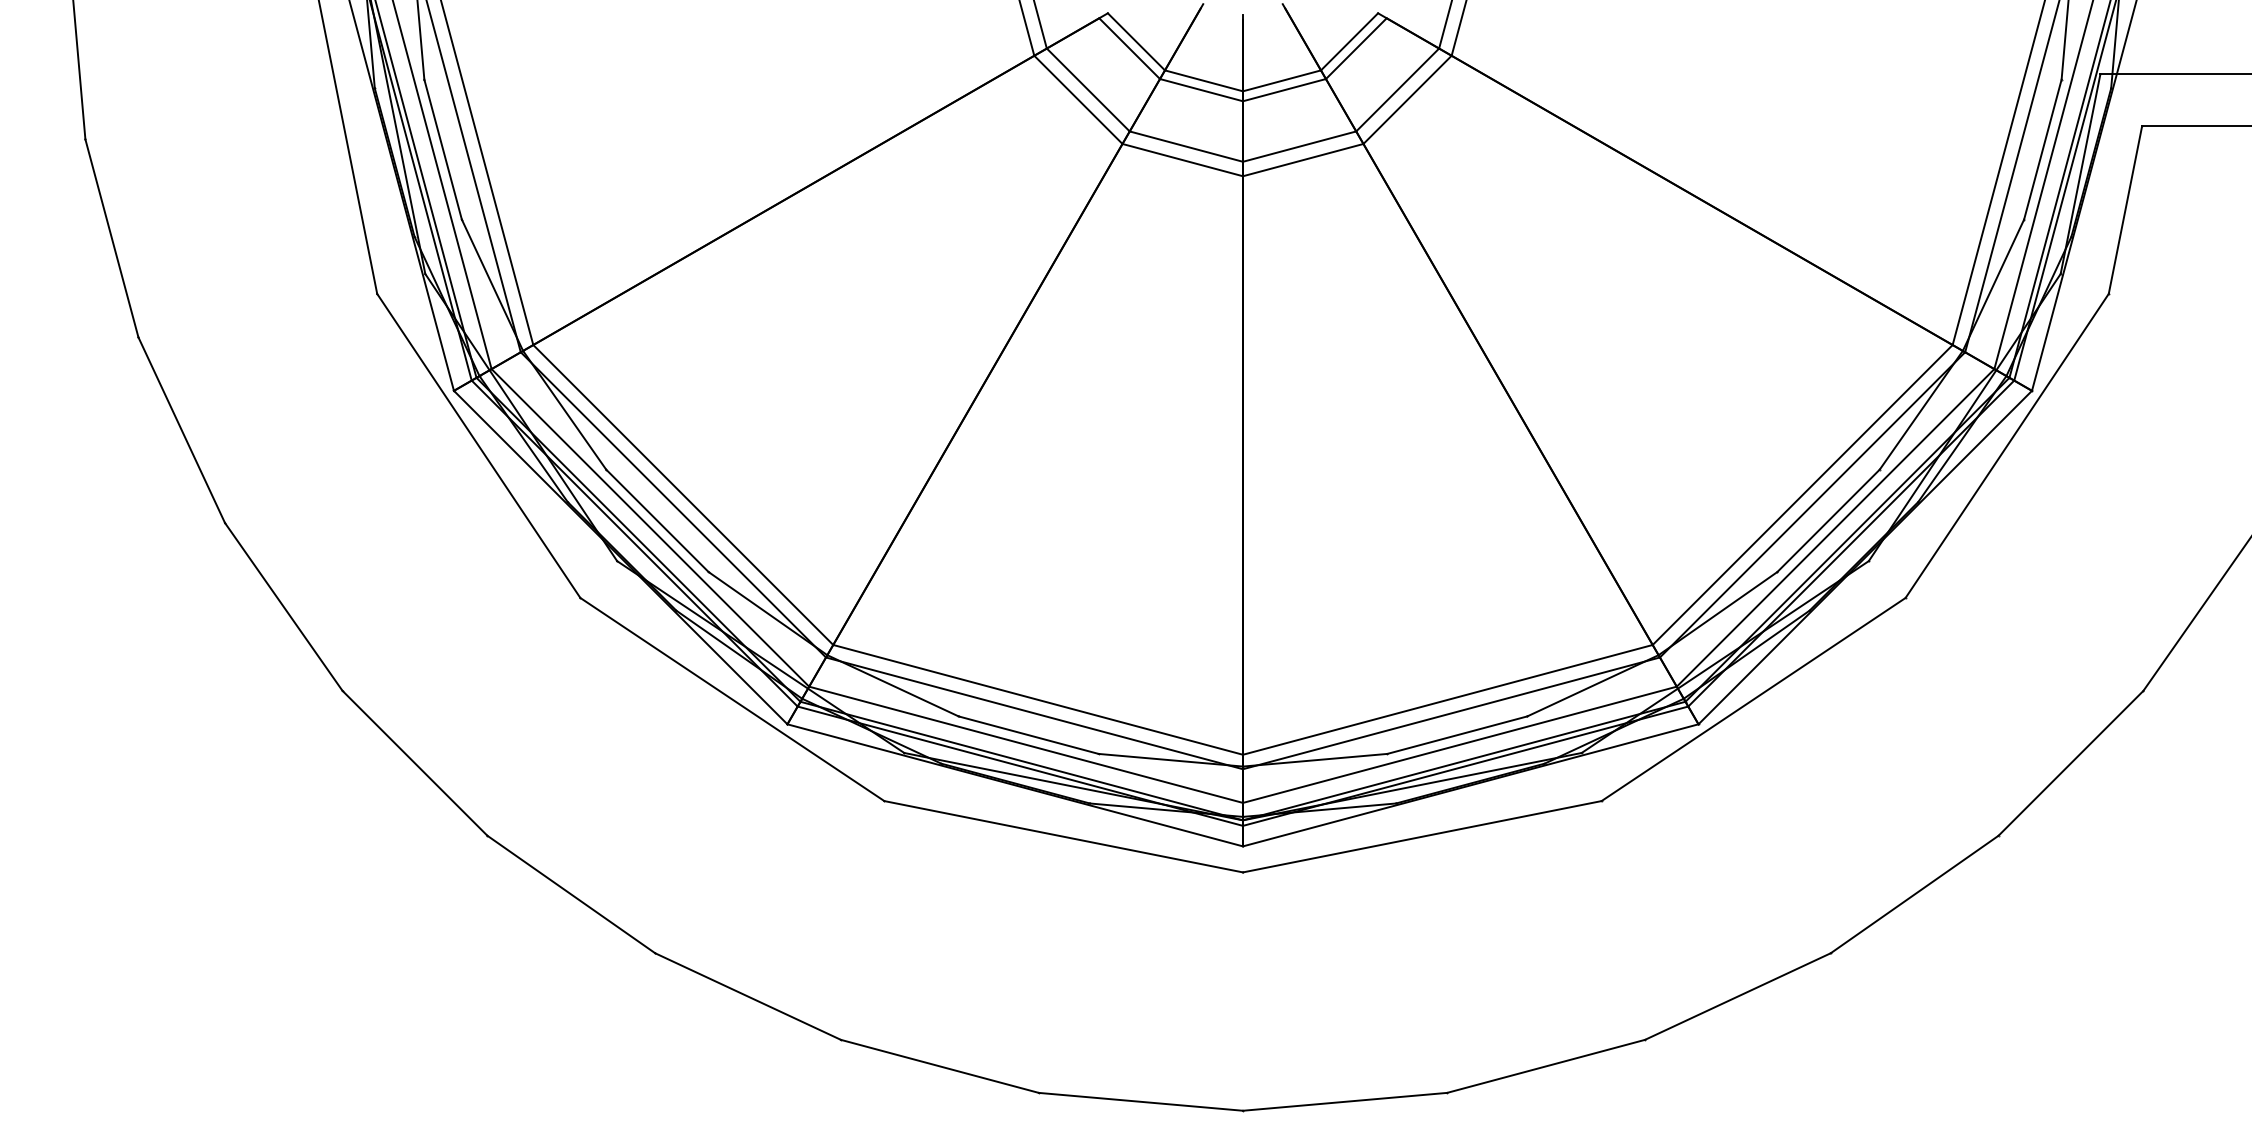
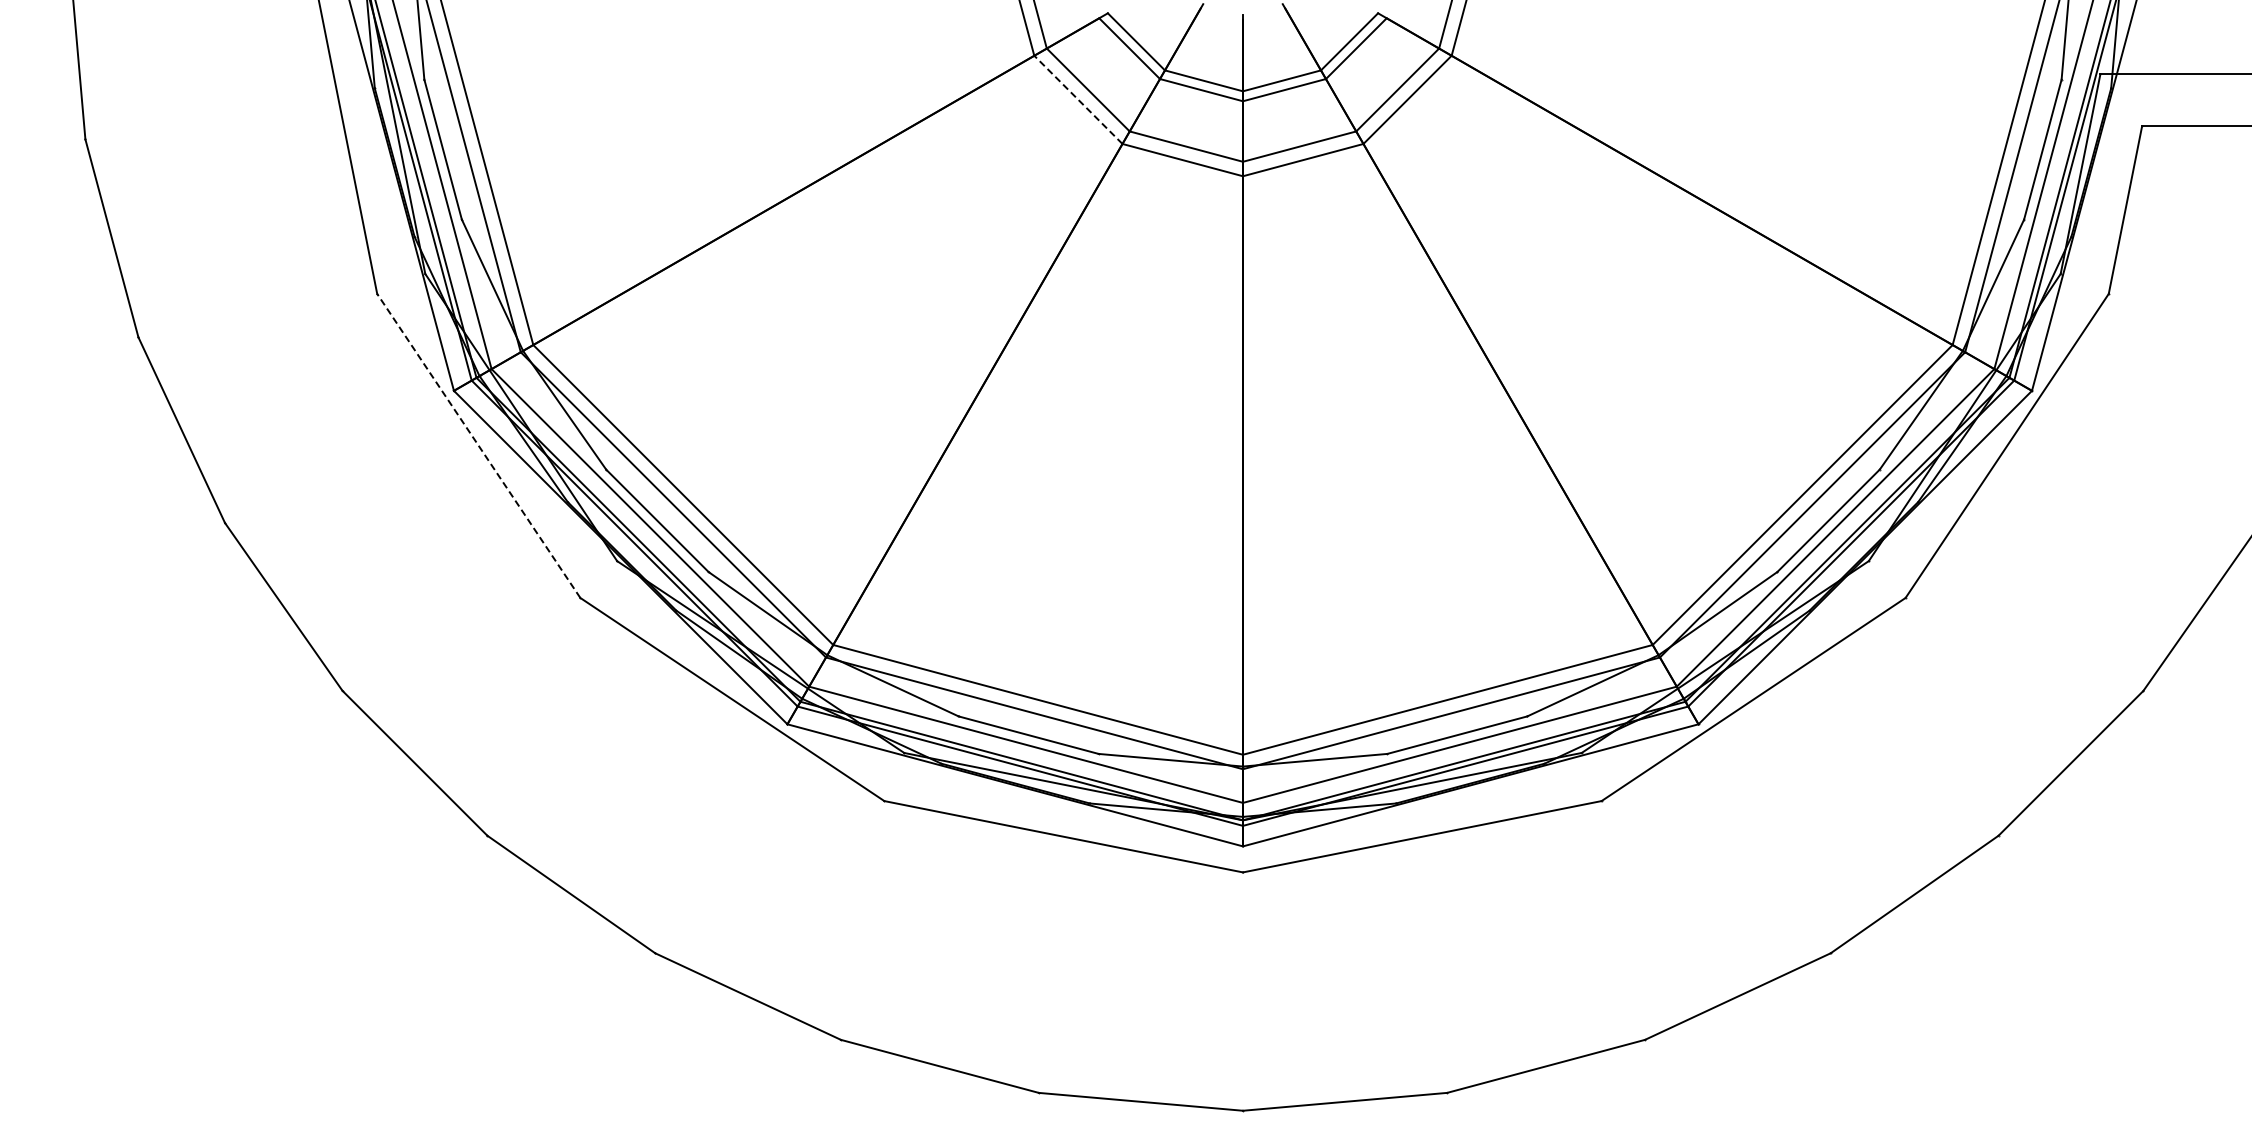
line: solid -> dashed (1078, 99)
line: solid -> dashed (478, 445)
